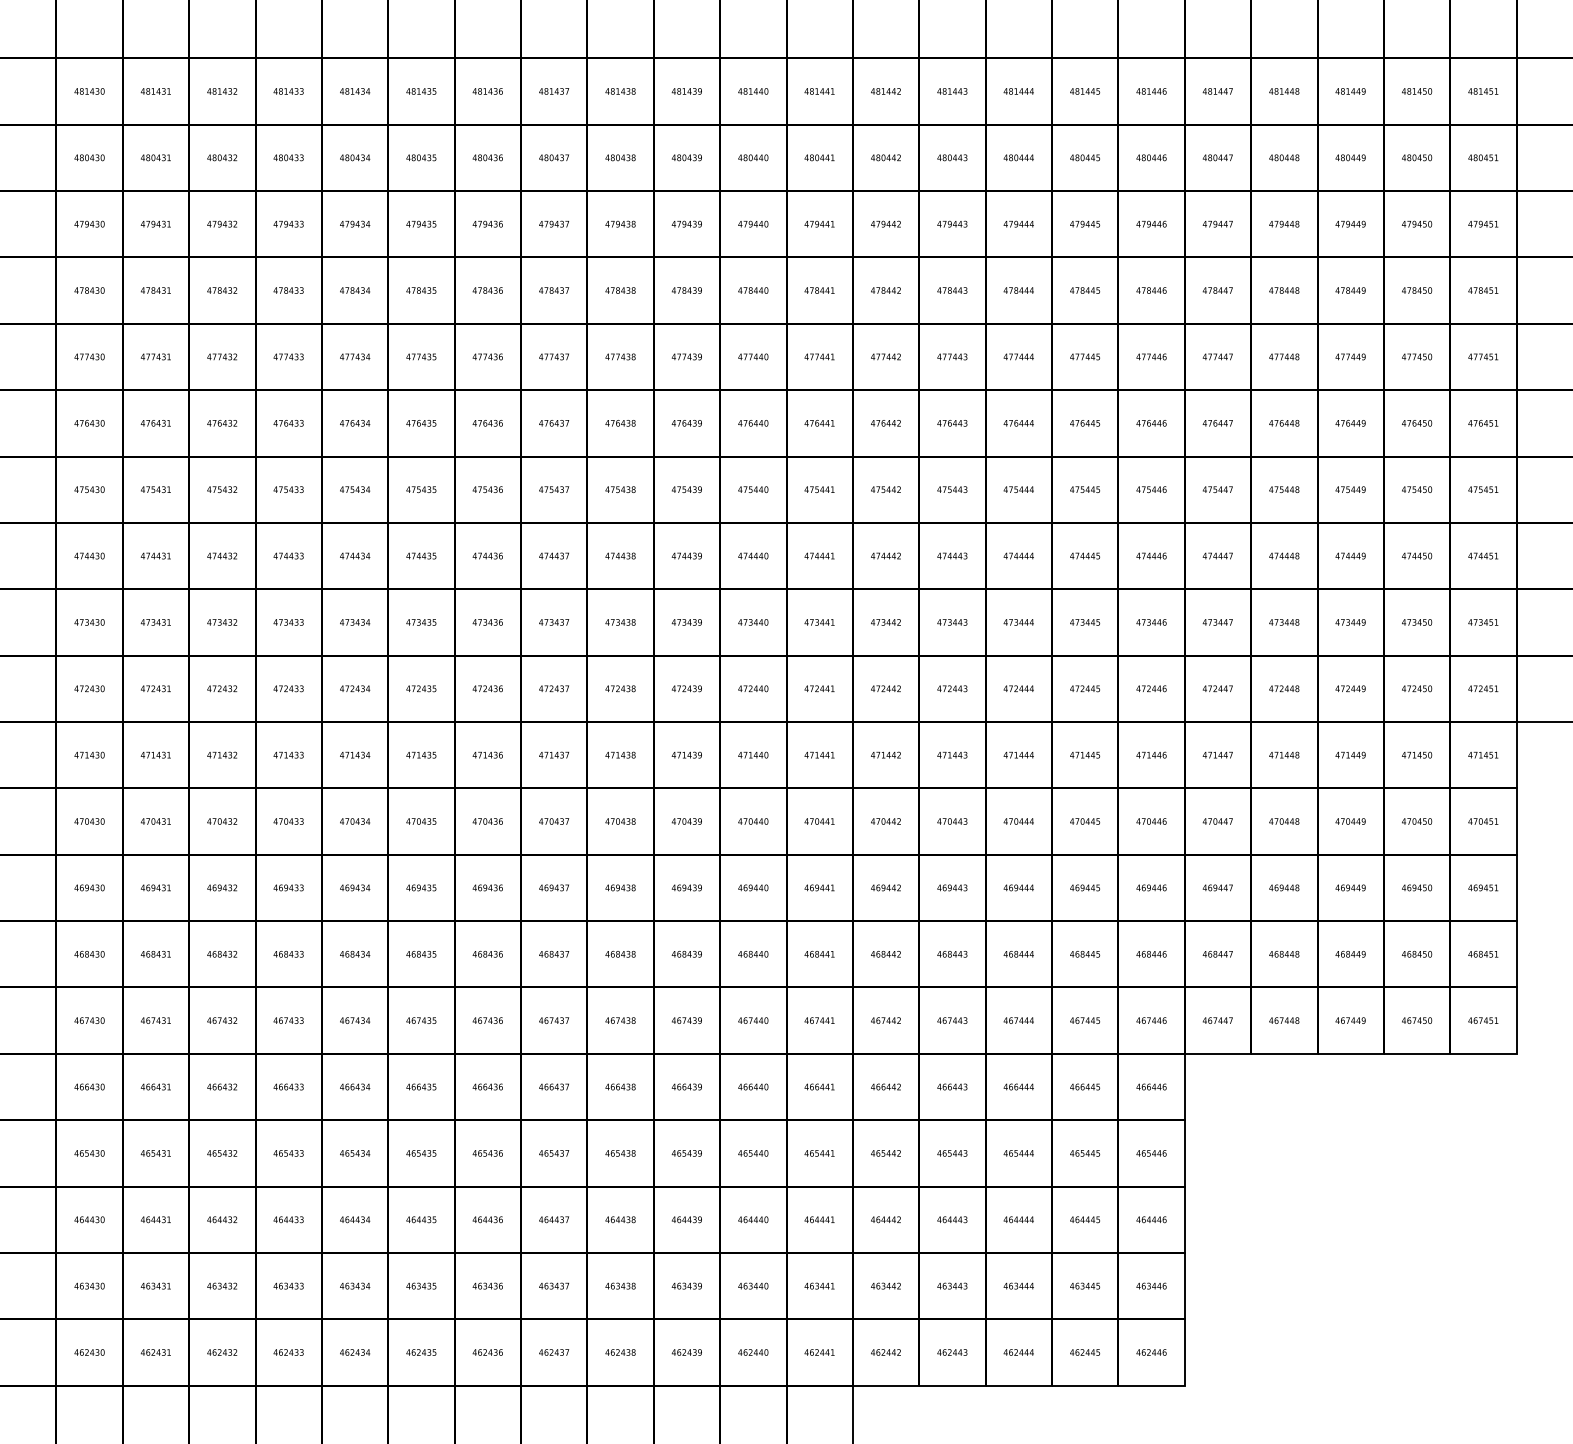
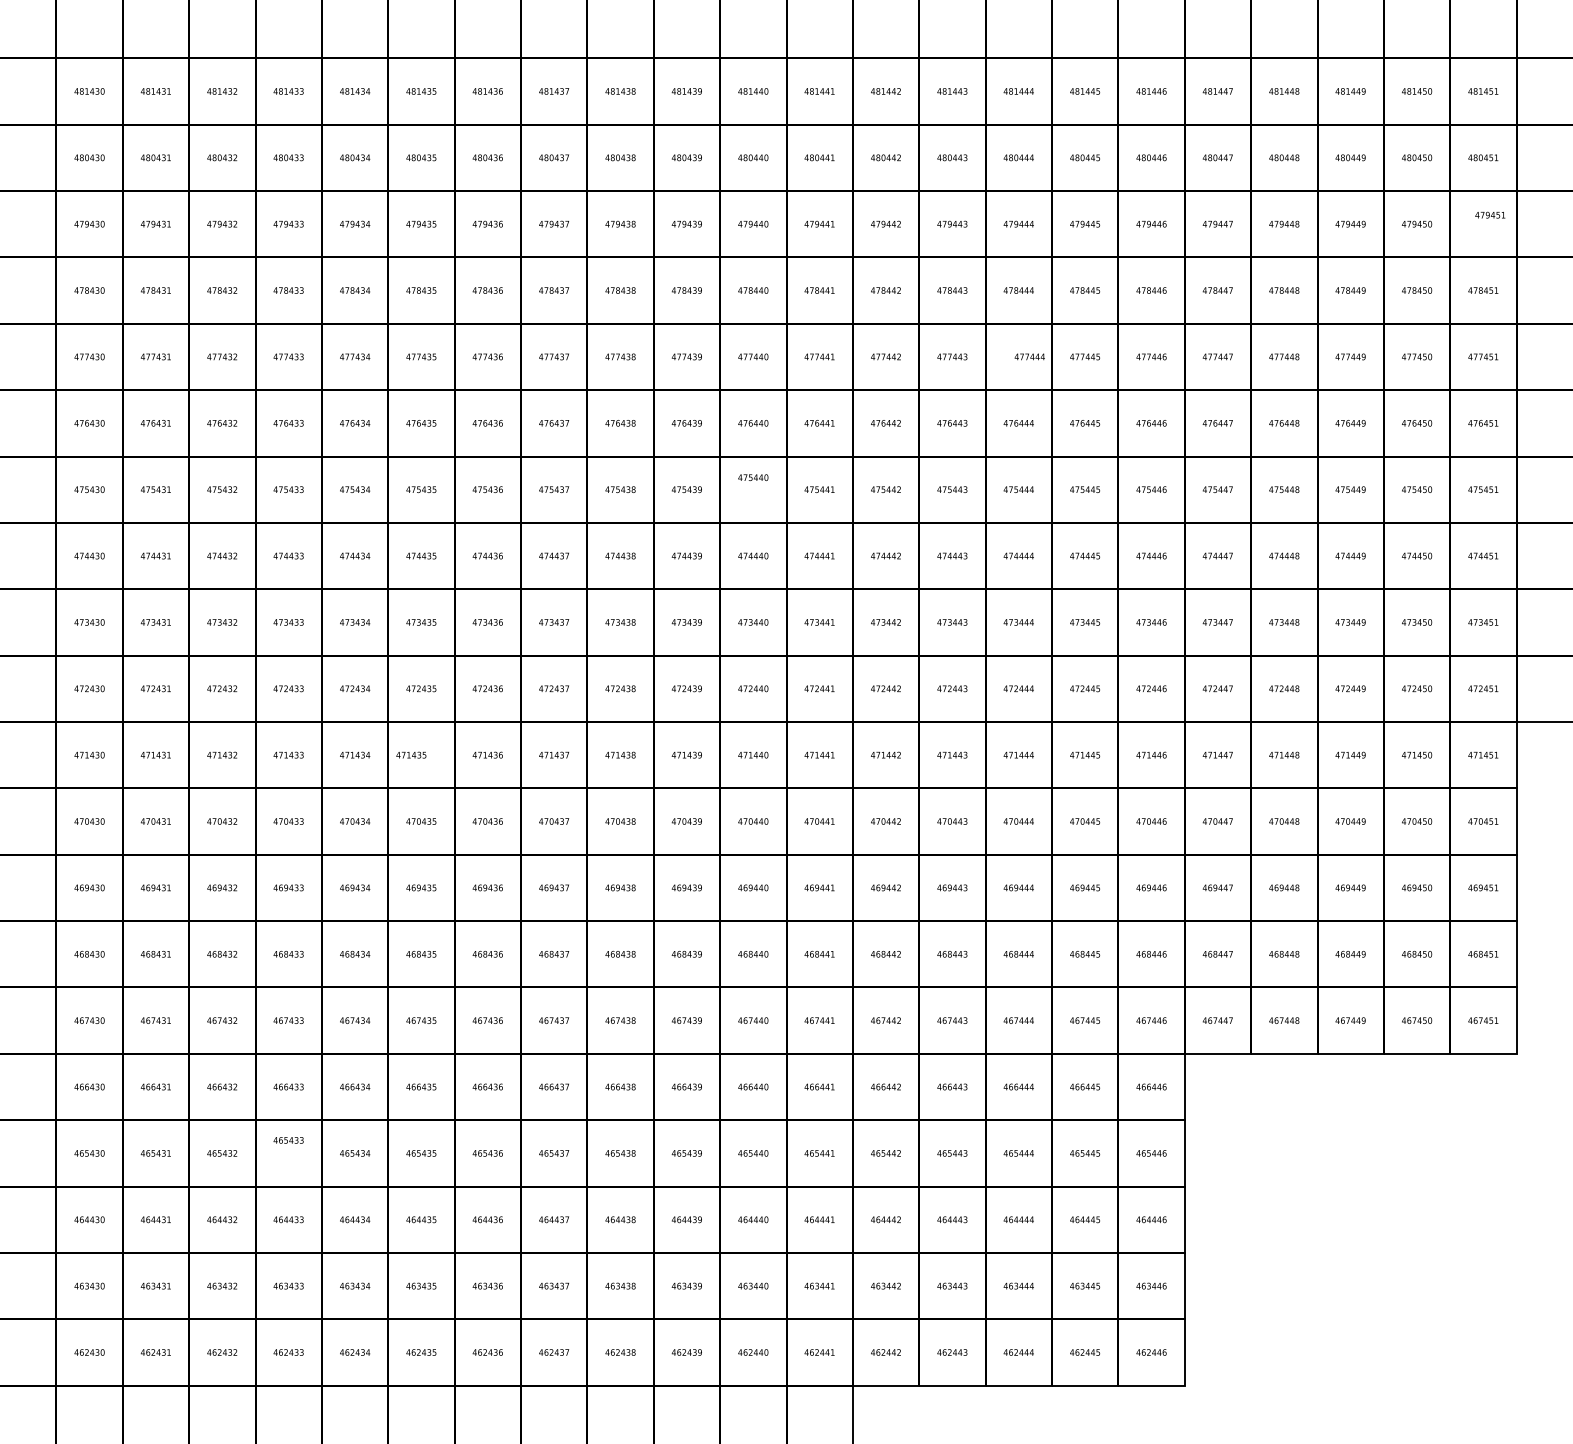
text position: (1483, 223) -> (1490, 214) (1490, 214)
text position: (1018, 356) -> (1029, 356) (1029, 356)
text position: (753, 489) -> (753, 477) (753, 477)
text position: (421, 754) -> (411, 754) (411, 754)
text position: (288, 1153) -> (288, 1140) (288, 1140)
